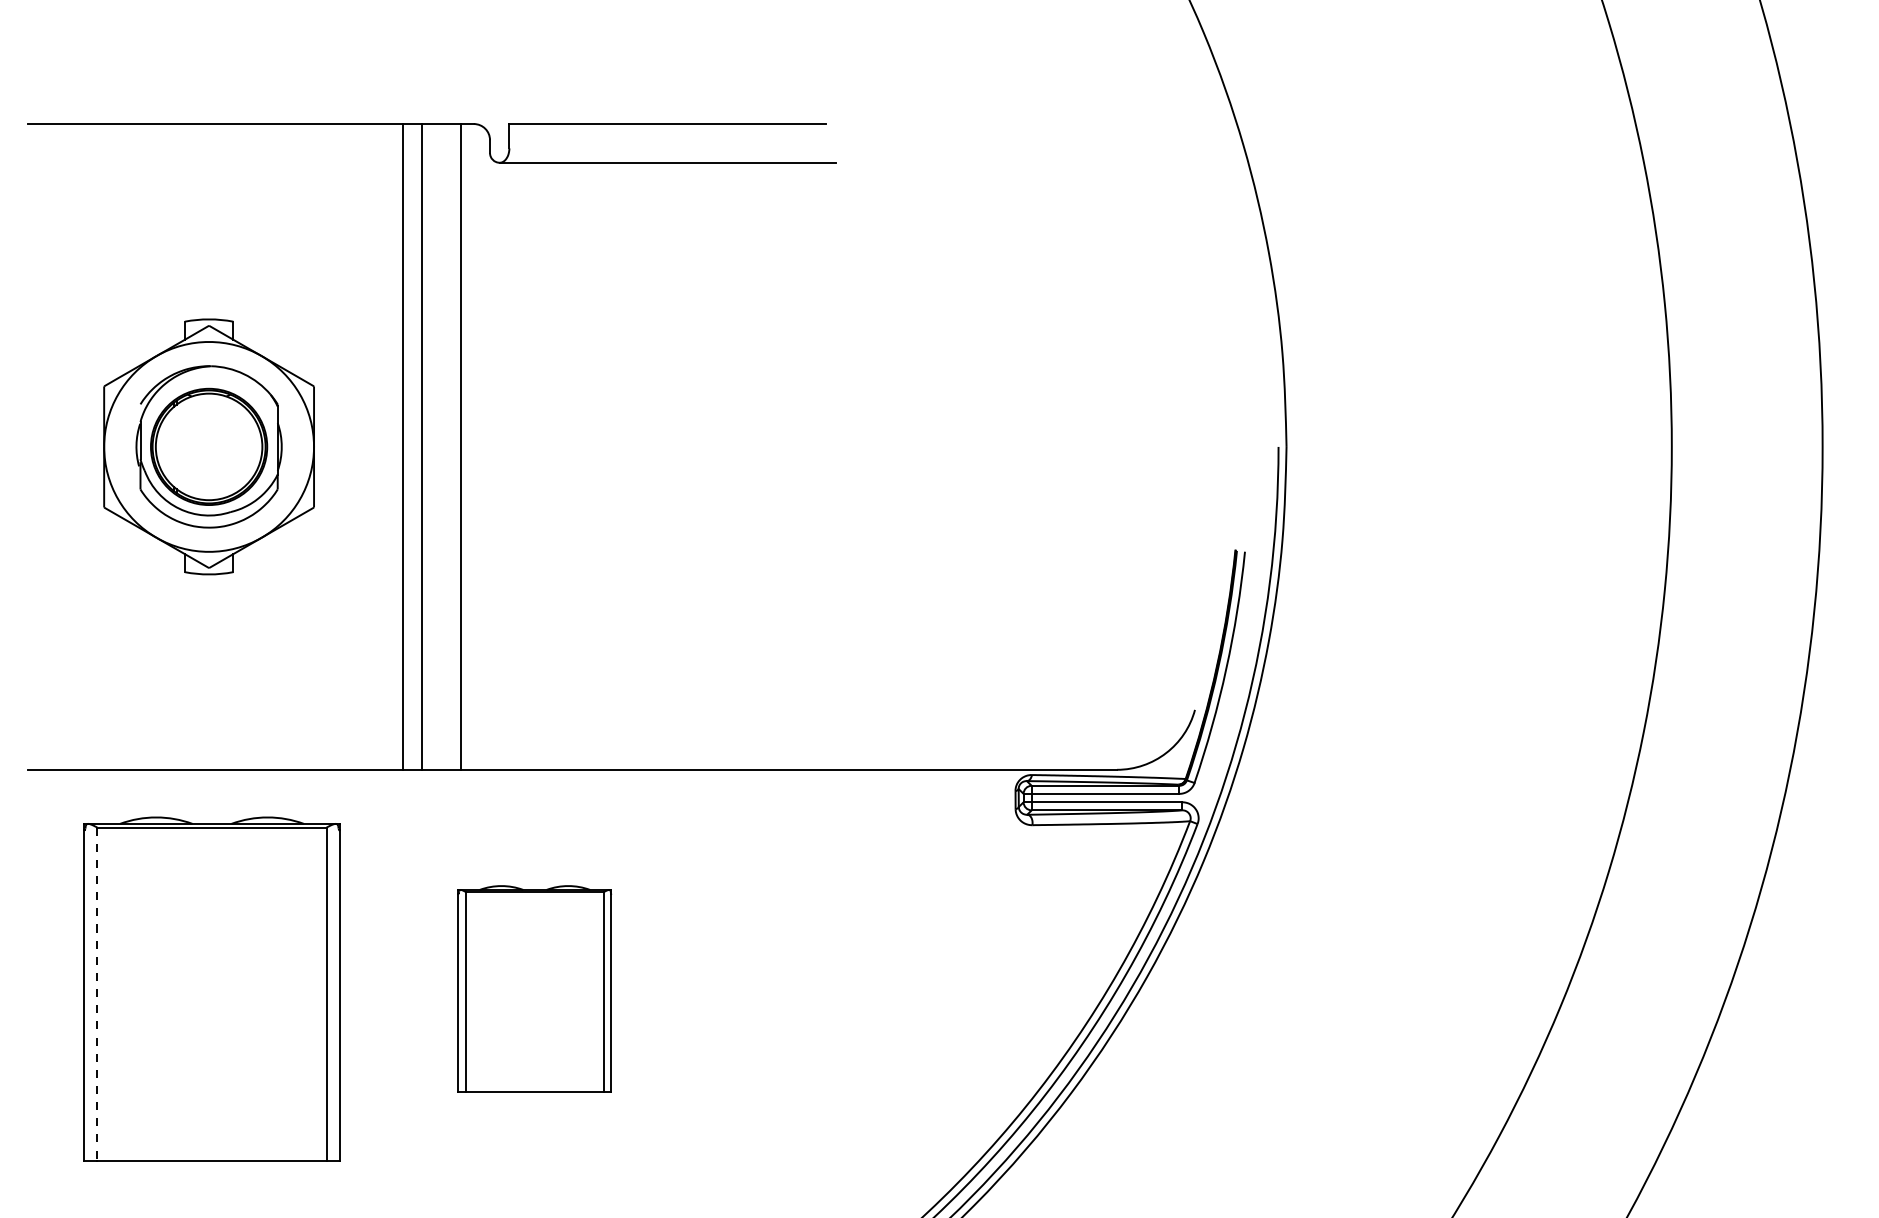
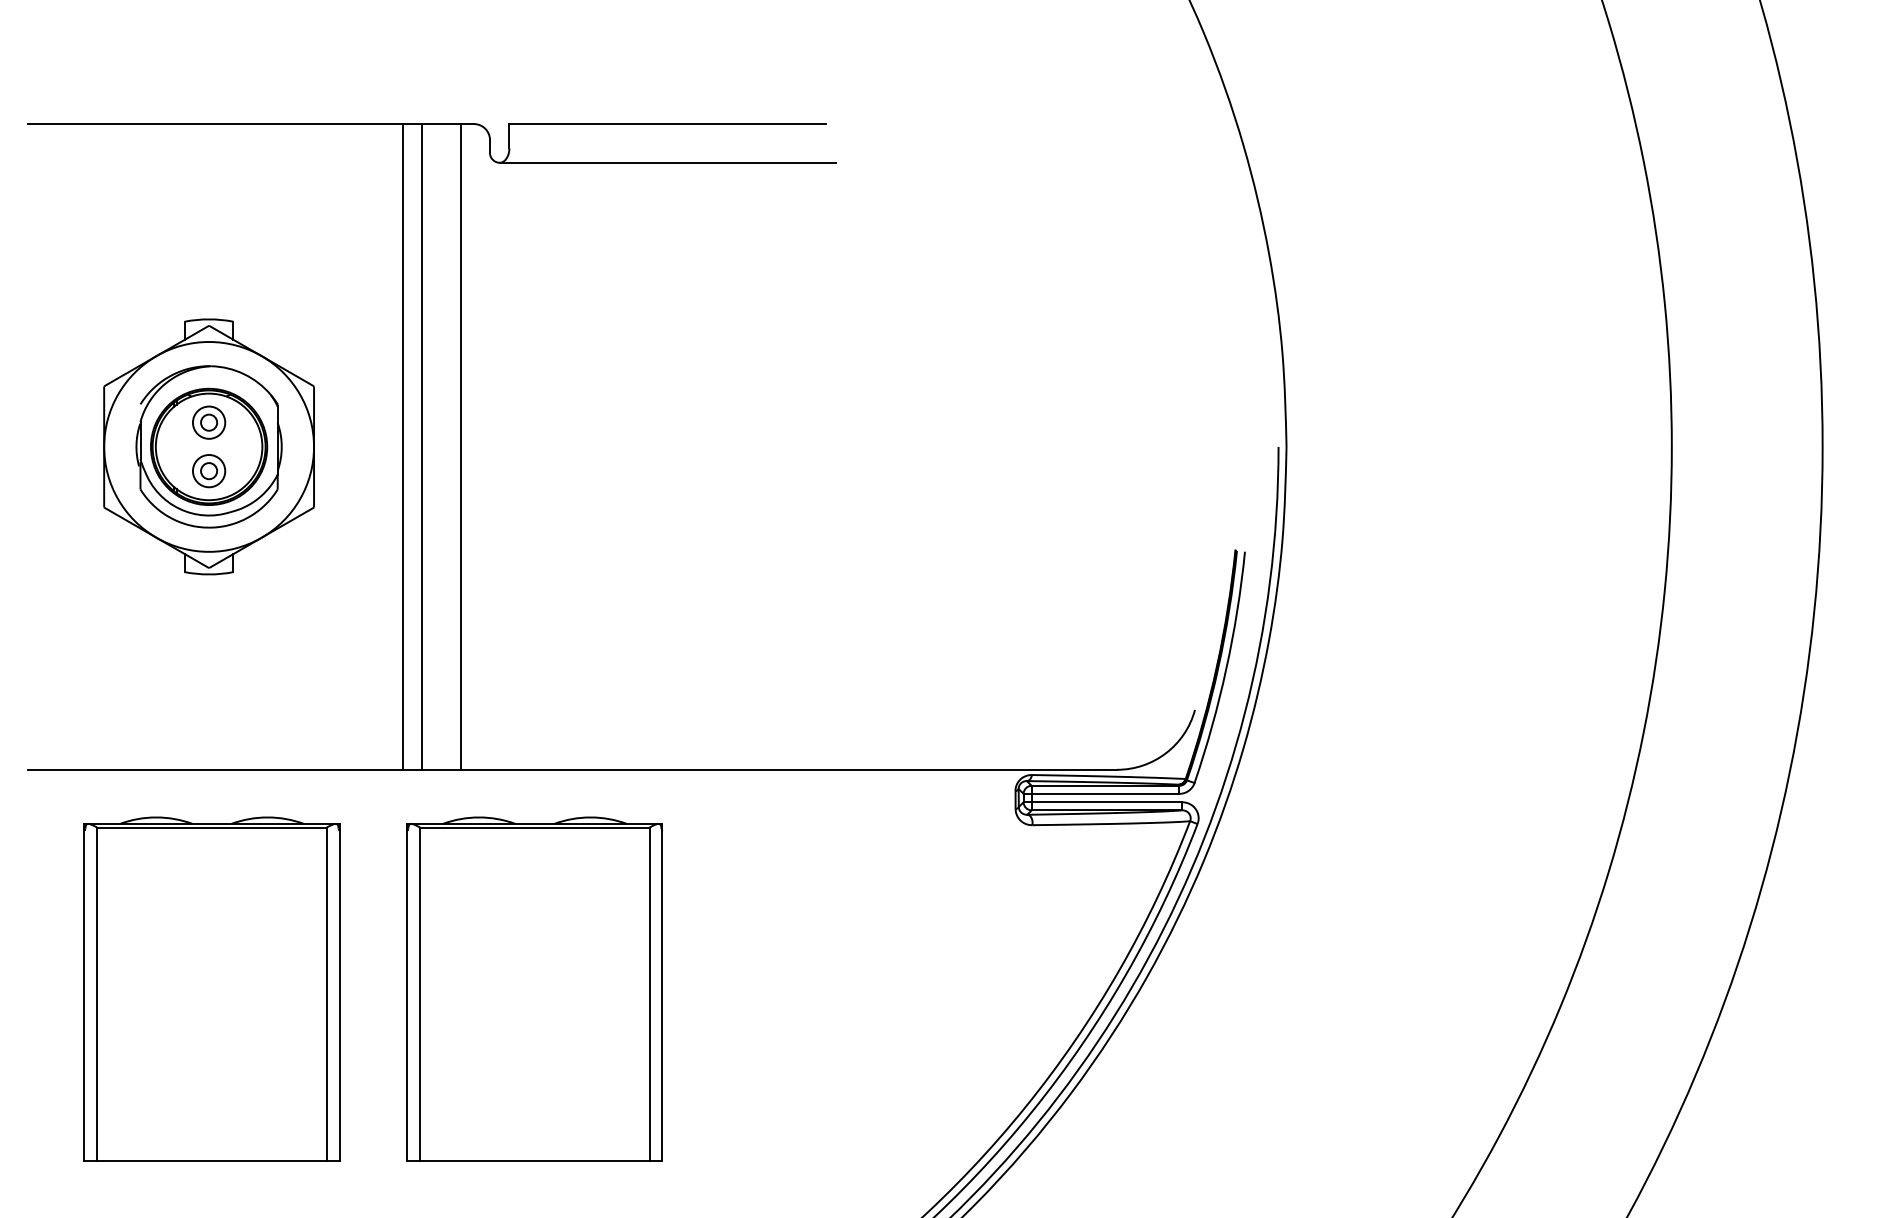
part: none -> present (209, 422)
part: none -> present (209, 471)
part size: 156x208 px -> 258x346 px (534, 988)
line: dashed -> solid (97, 994)
